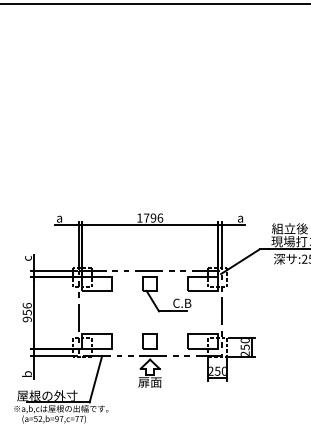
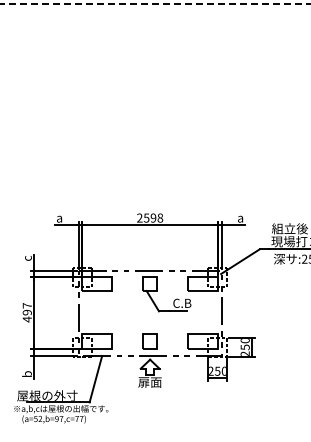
line: solid -> dashed (155, 3)
text: 1796 -> 2598 (150, 217)
text: 956 -> 497 (26, 312)
